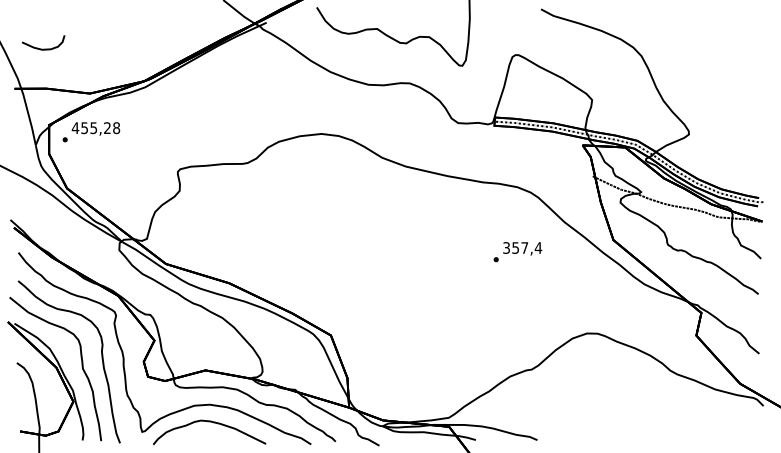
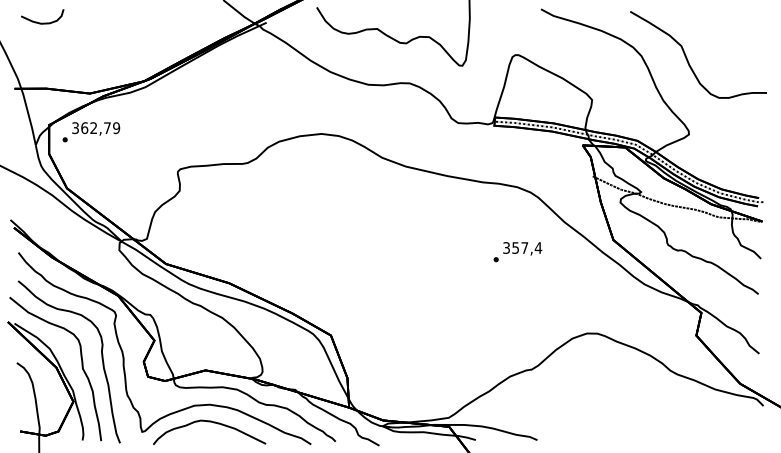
curve position: (43, 48) -> (42, 22) (42, 22)
curve: none -> present (687, 57)
text: 455,28 -> 362,79 (95, 128)
